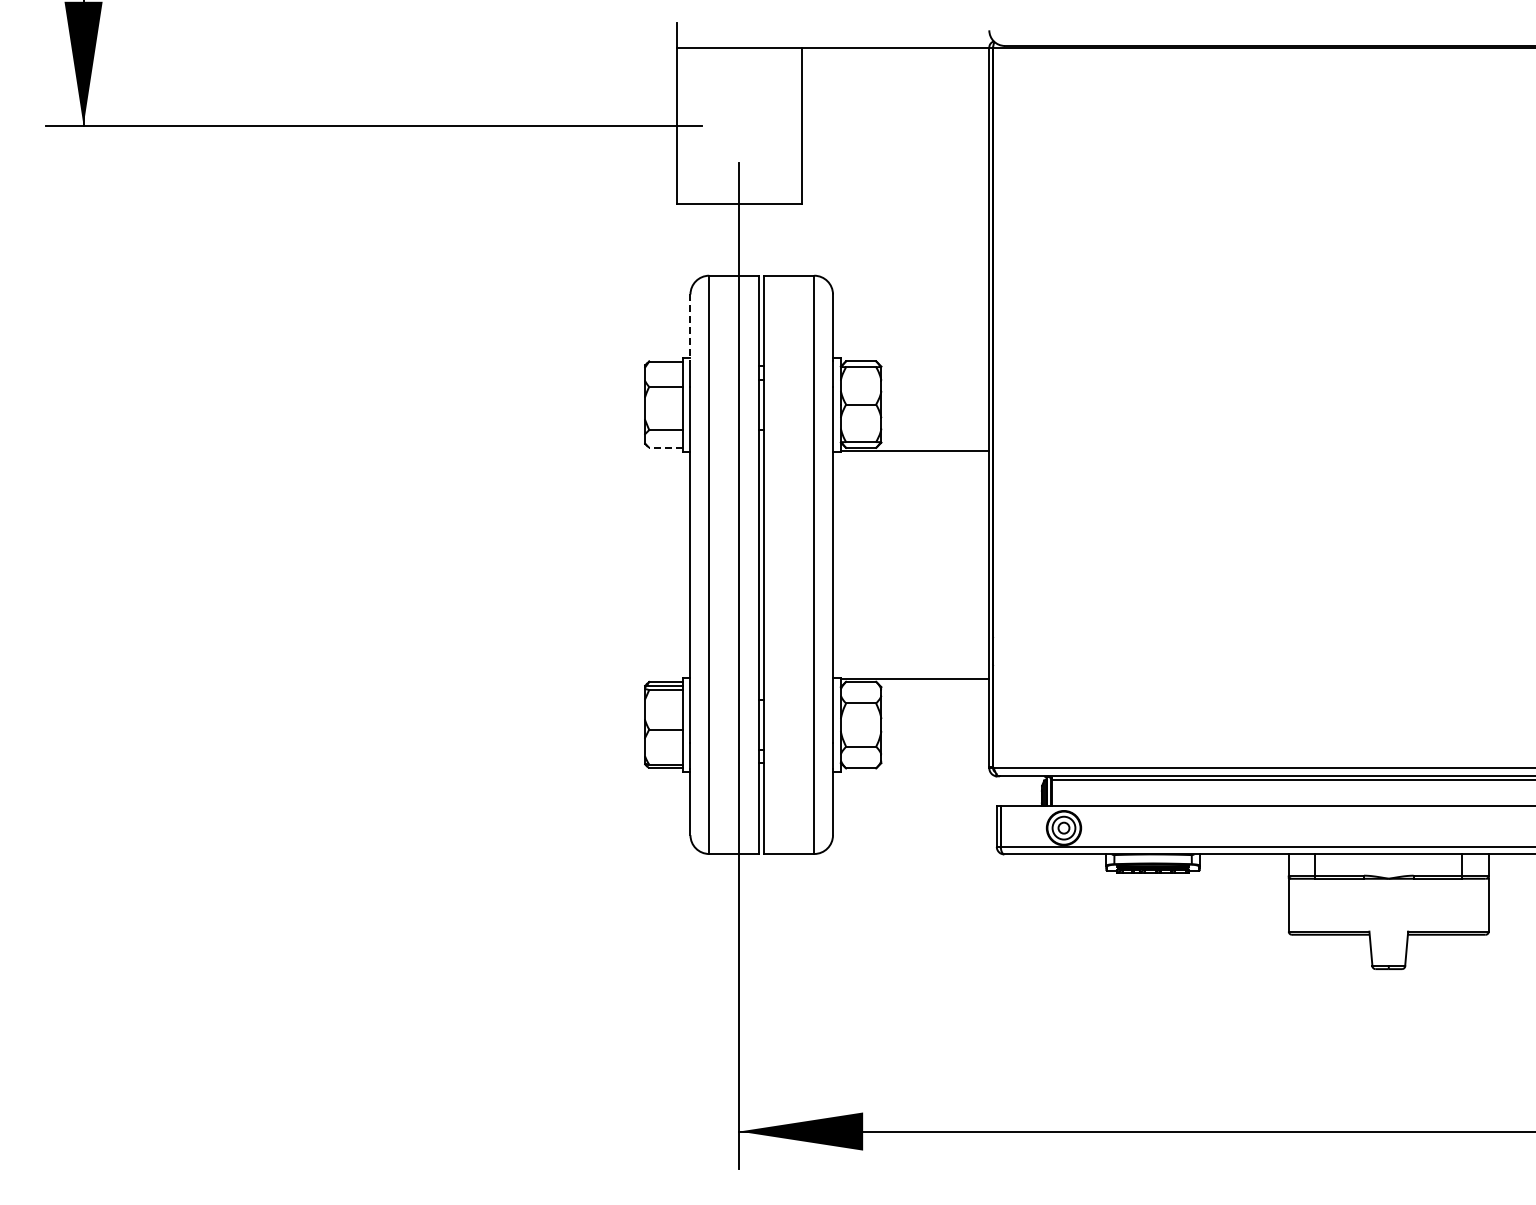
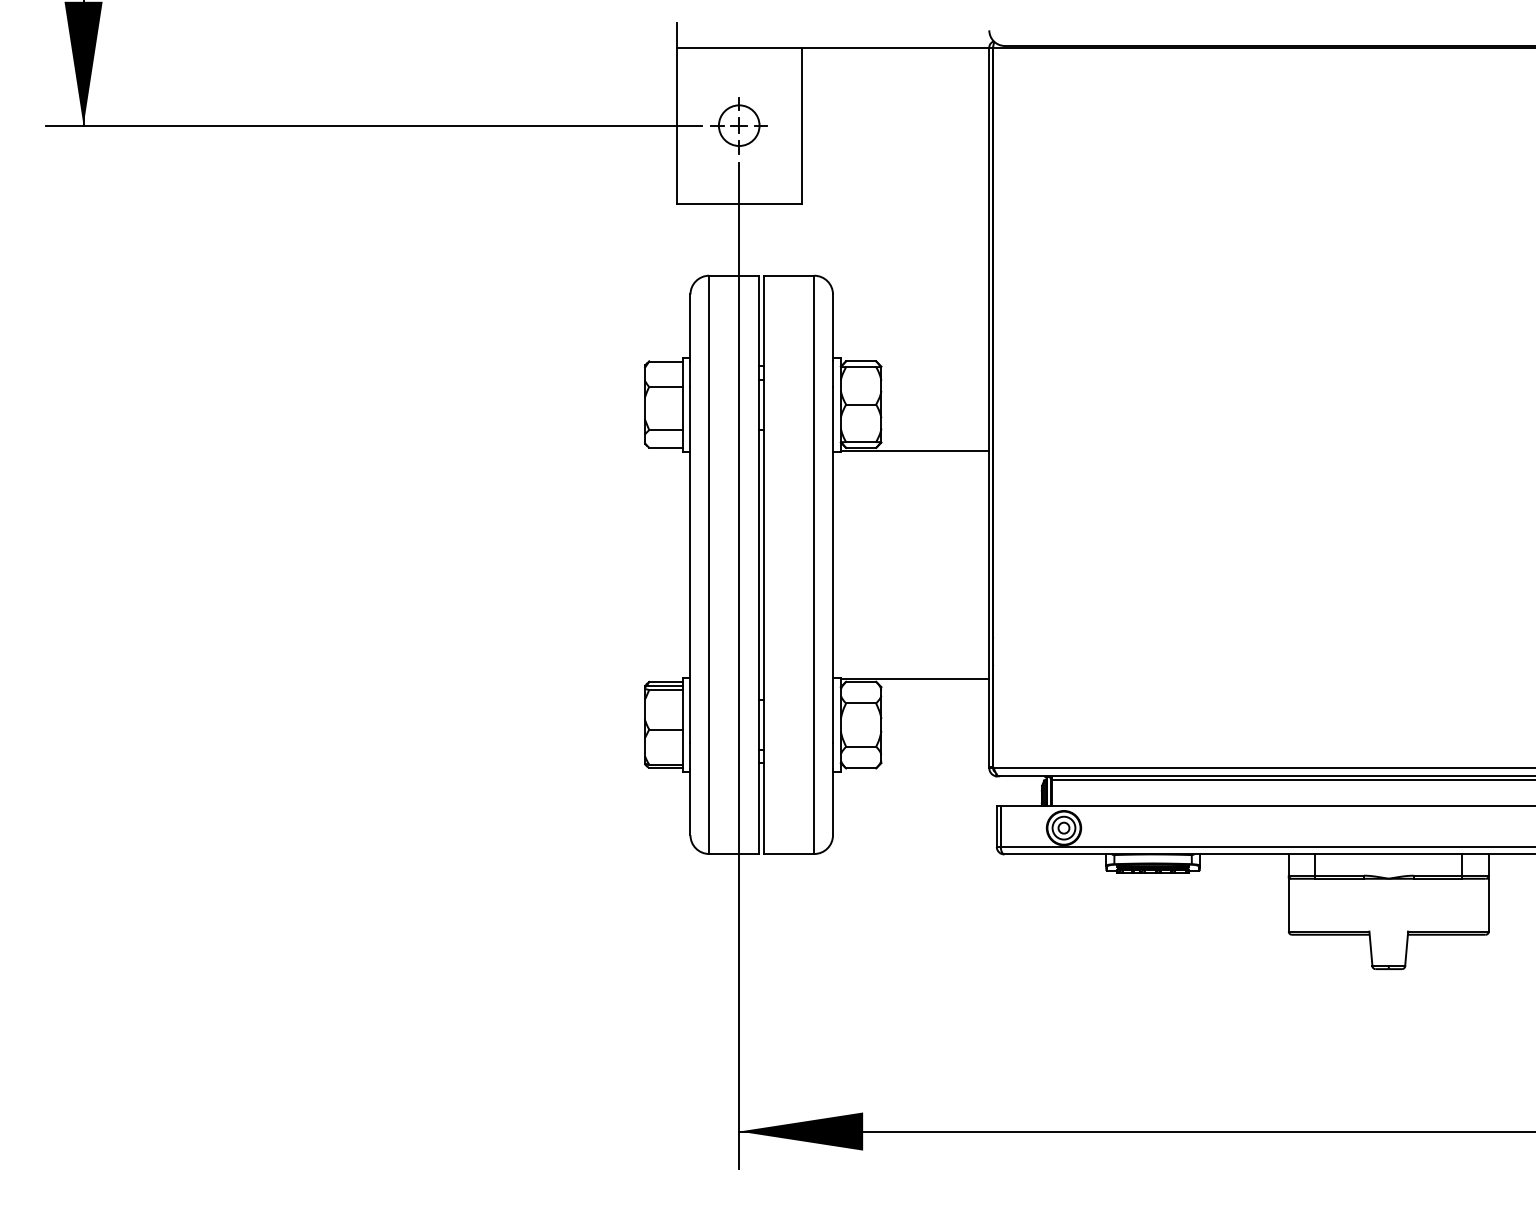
part: none -> present (738, 125)
line: dashed -> solid (690, 328)
line: dashed -> solid (665, 447)
